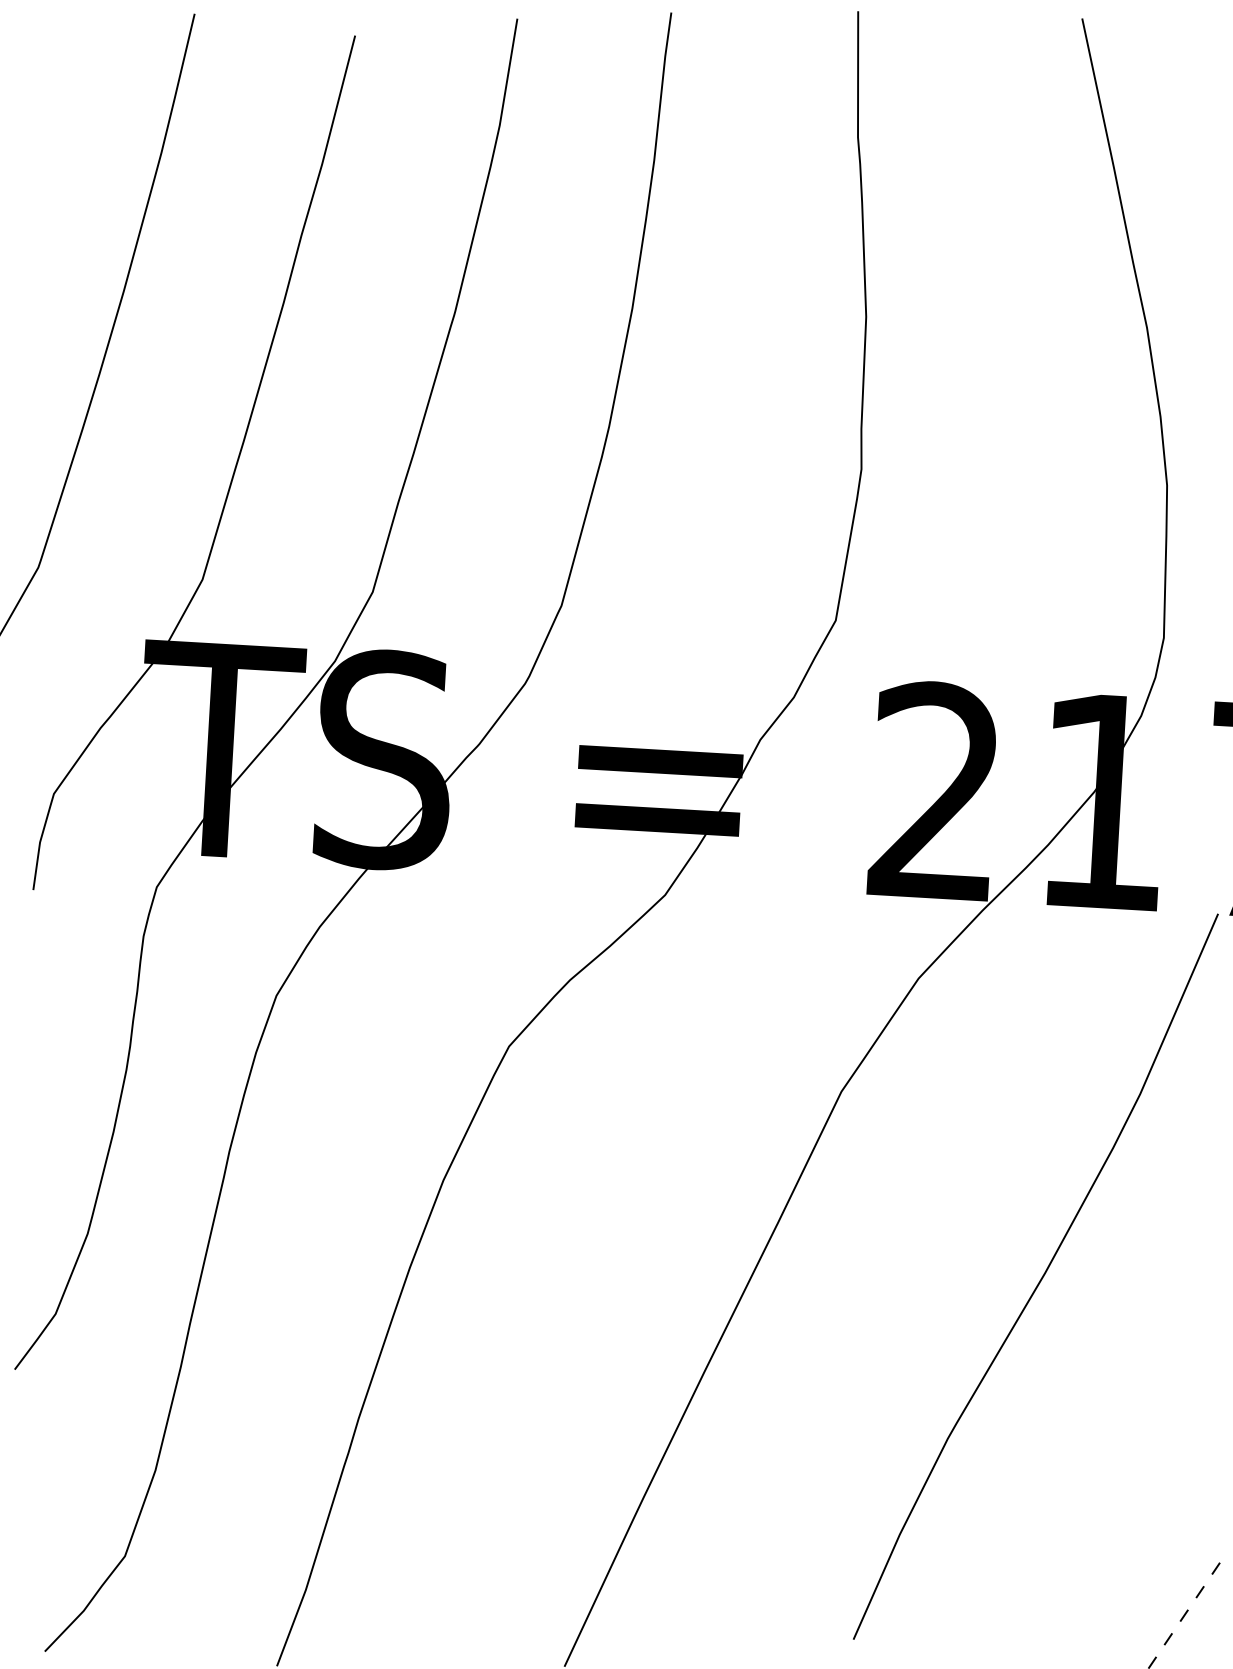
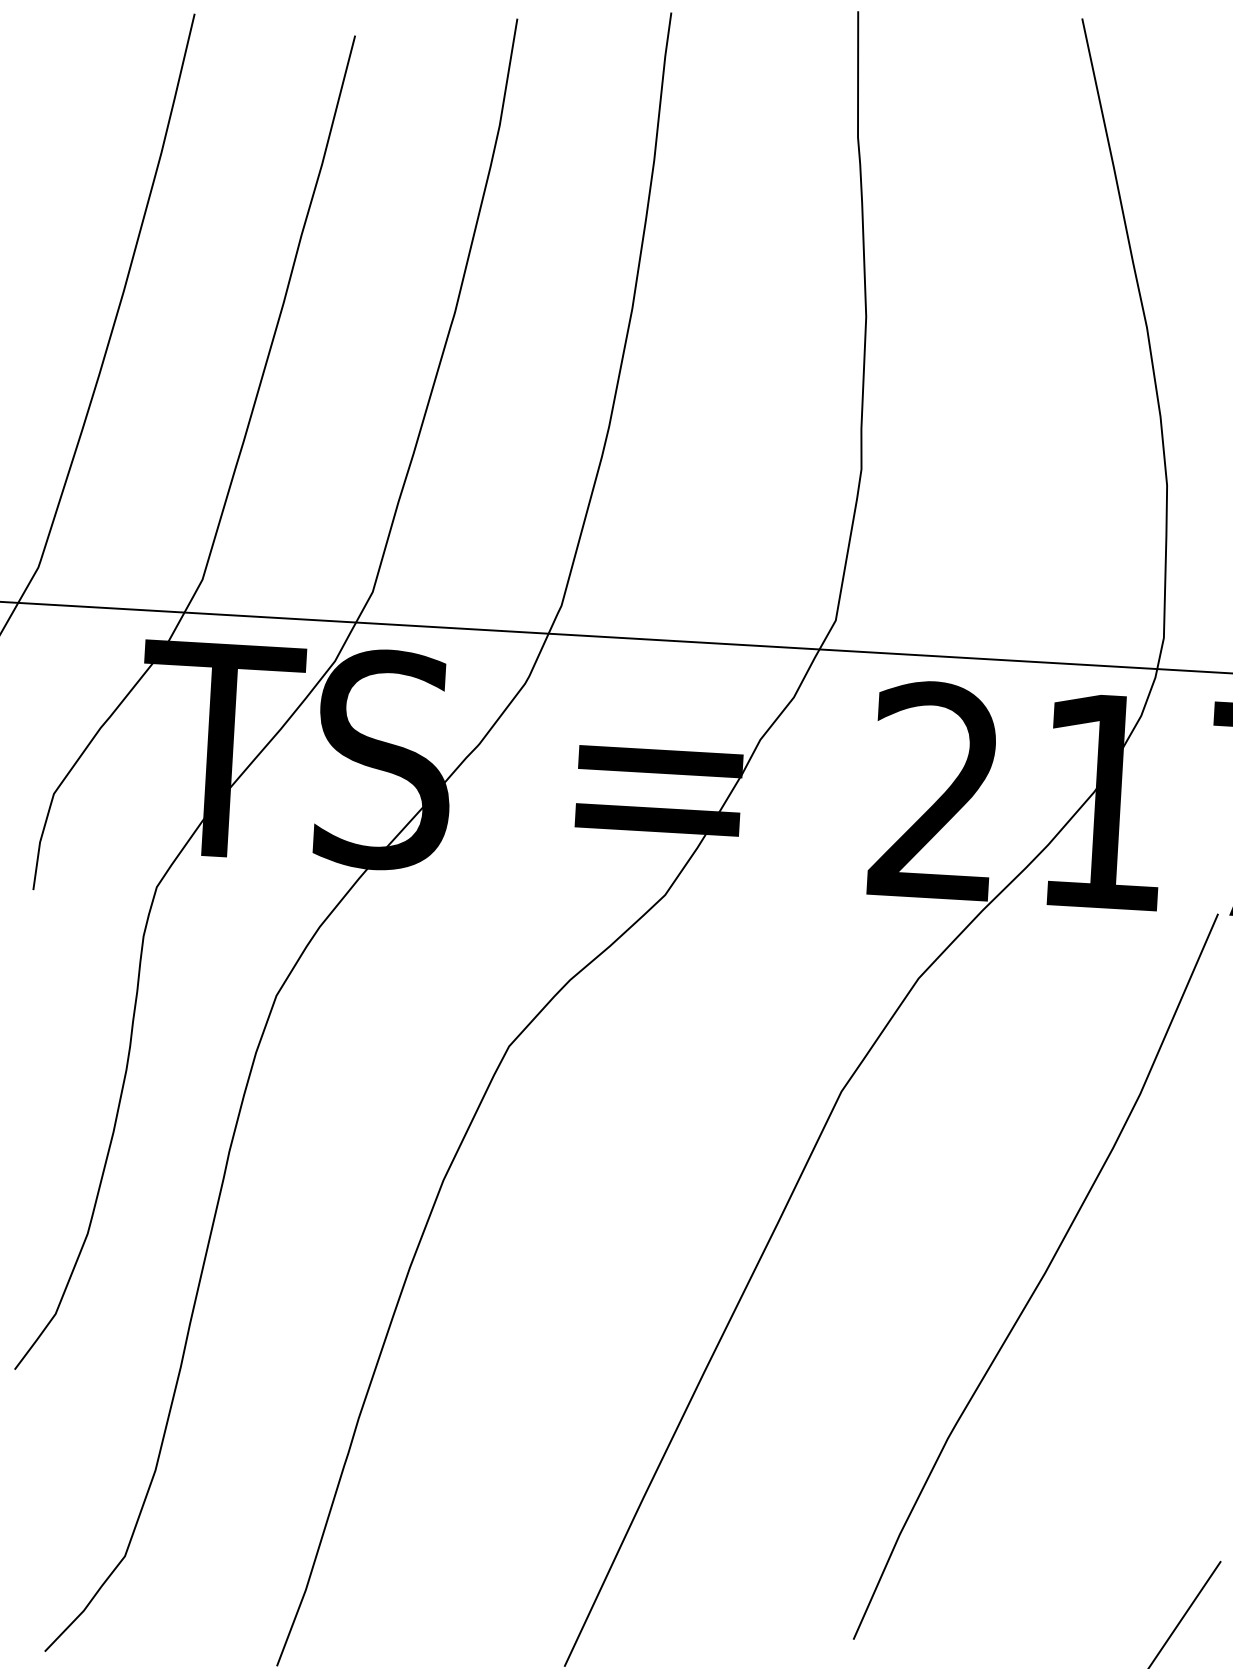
line: none -> present (615, 637)
line: dashed -> solid (1184, 1614)
